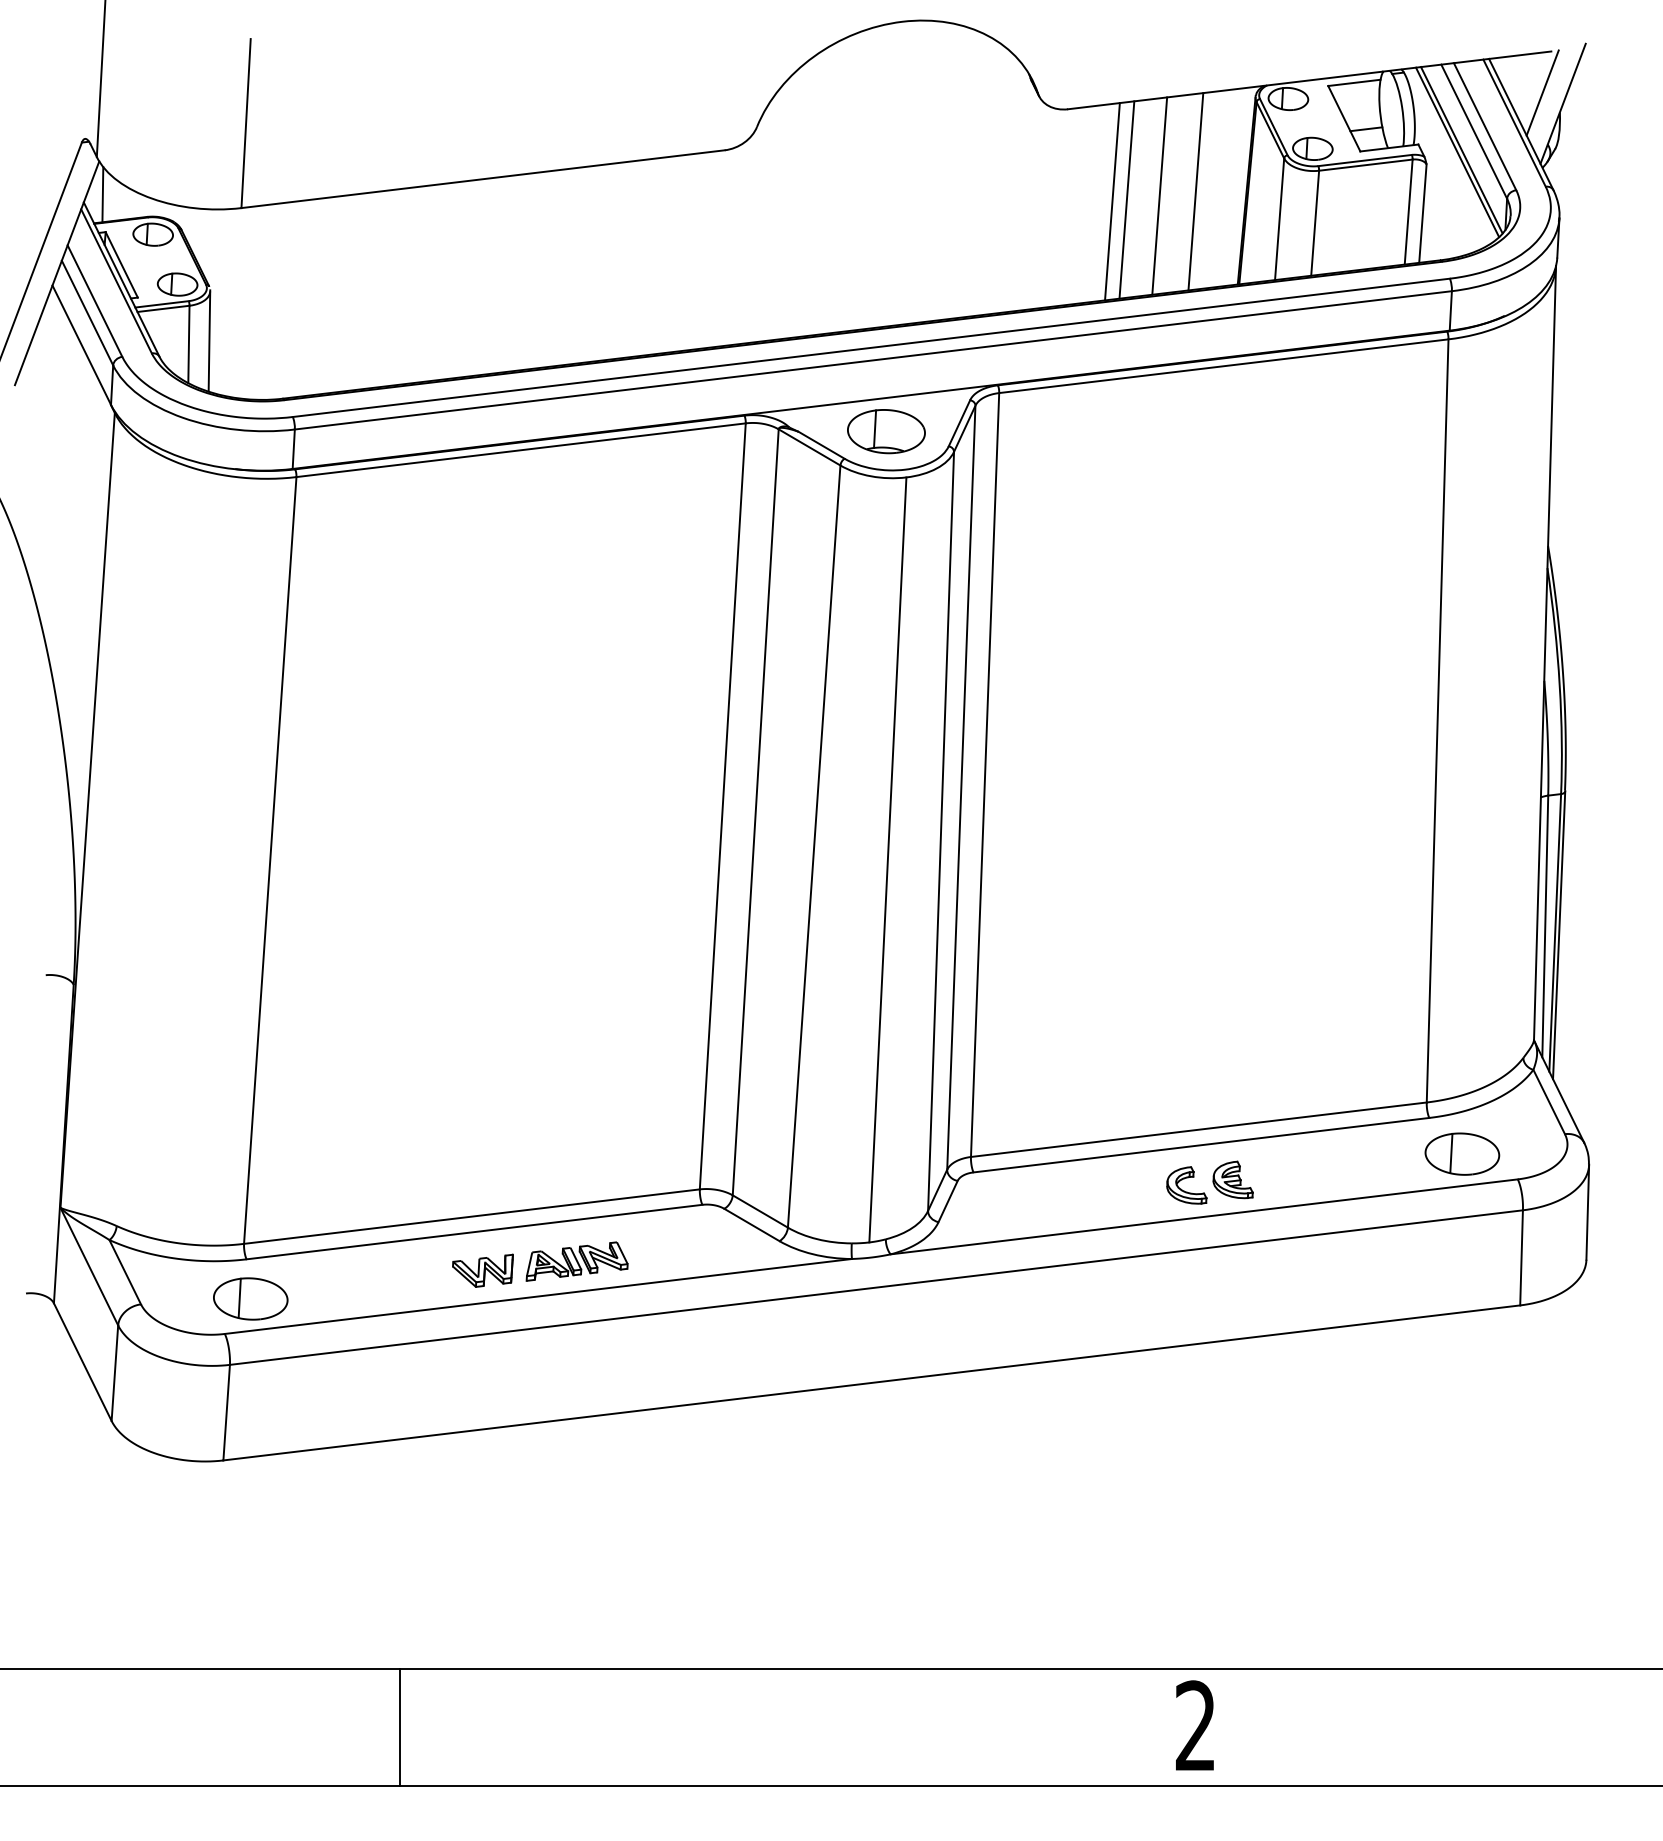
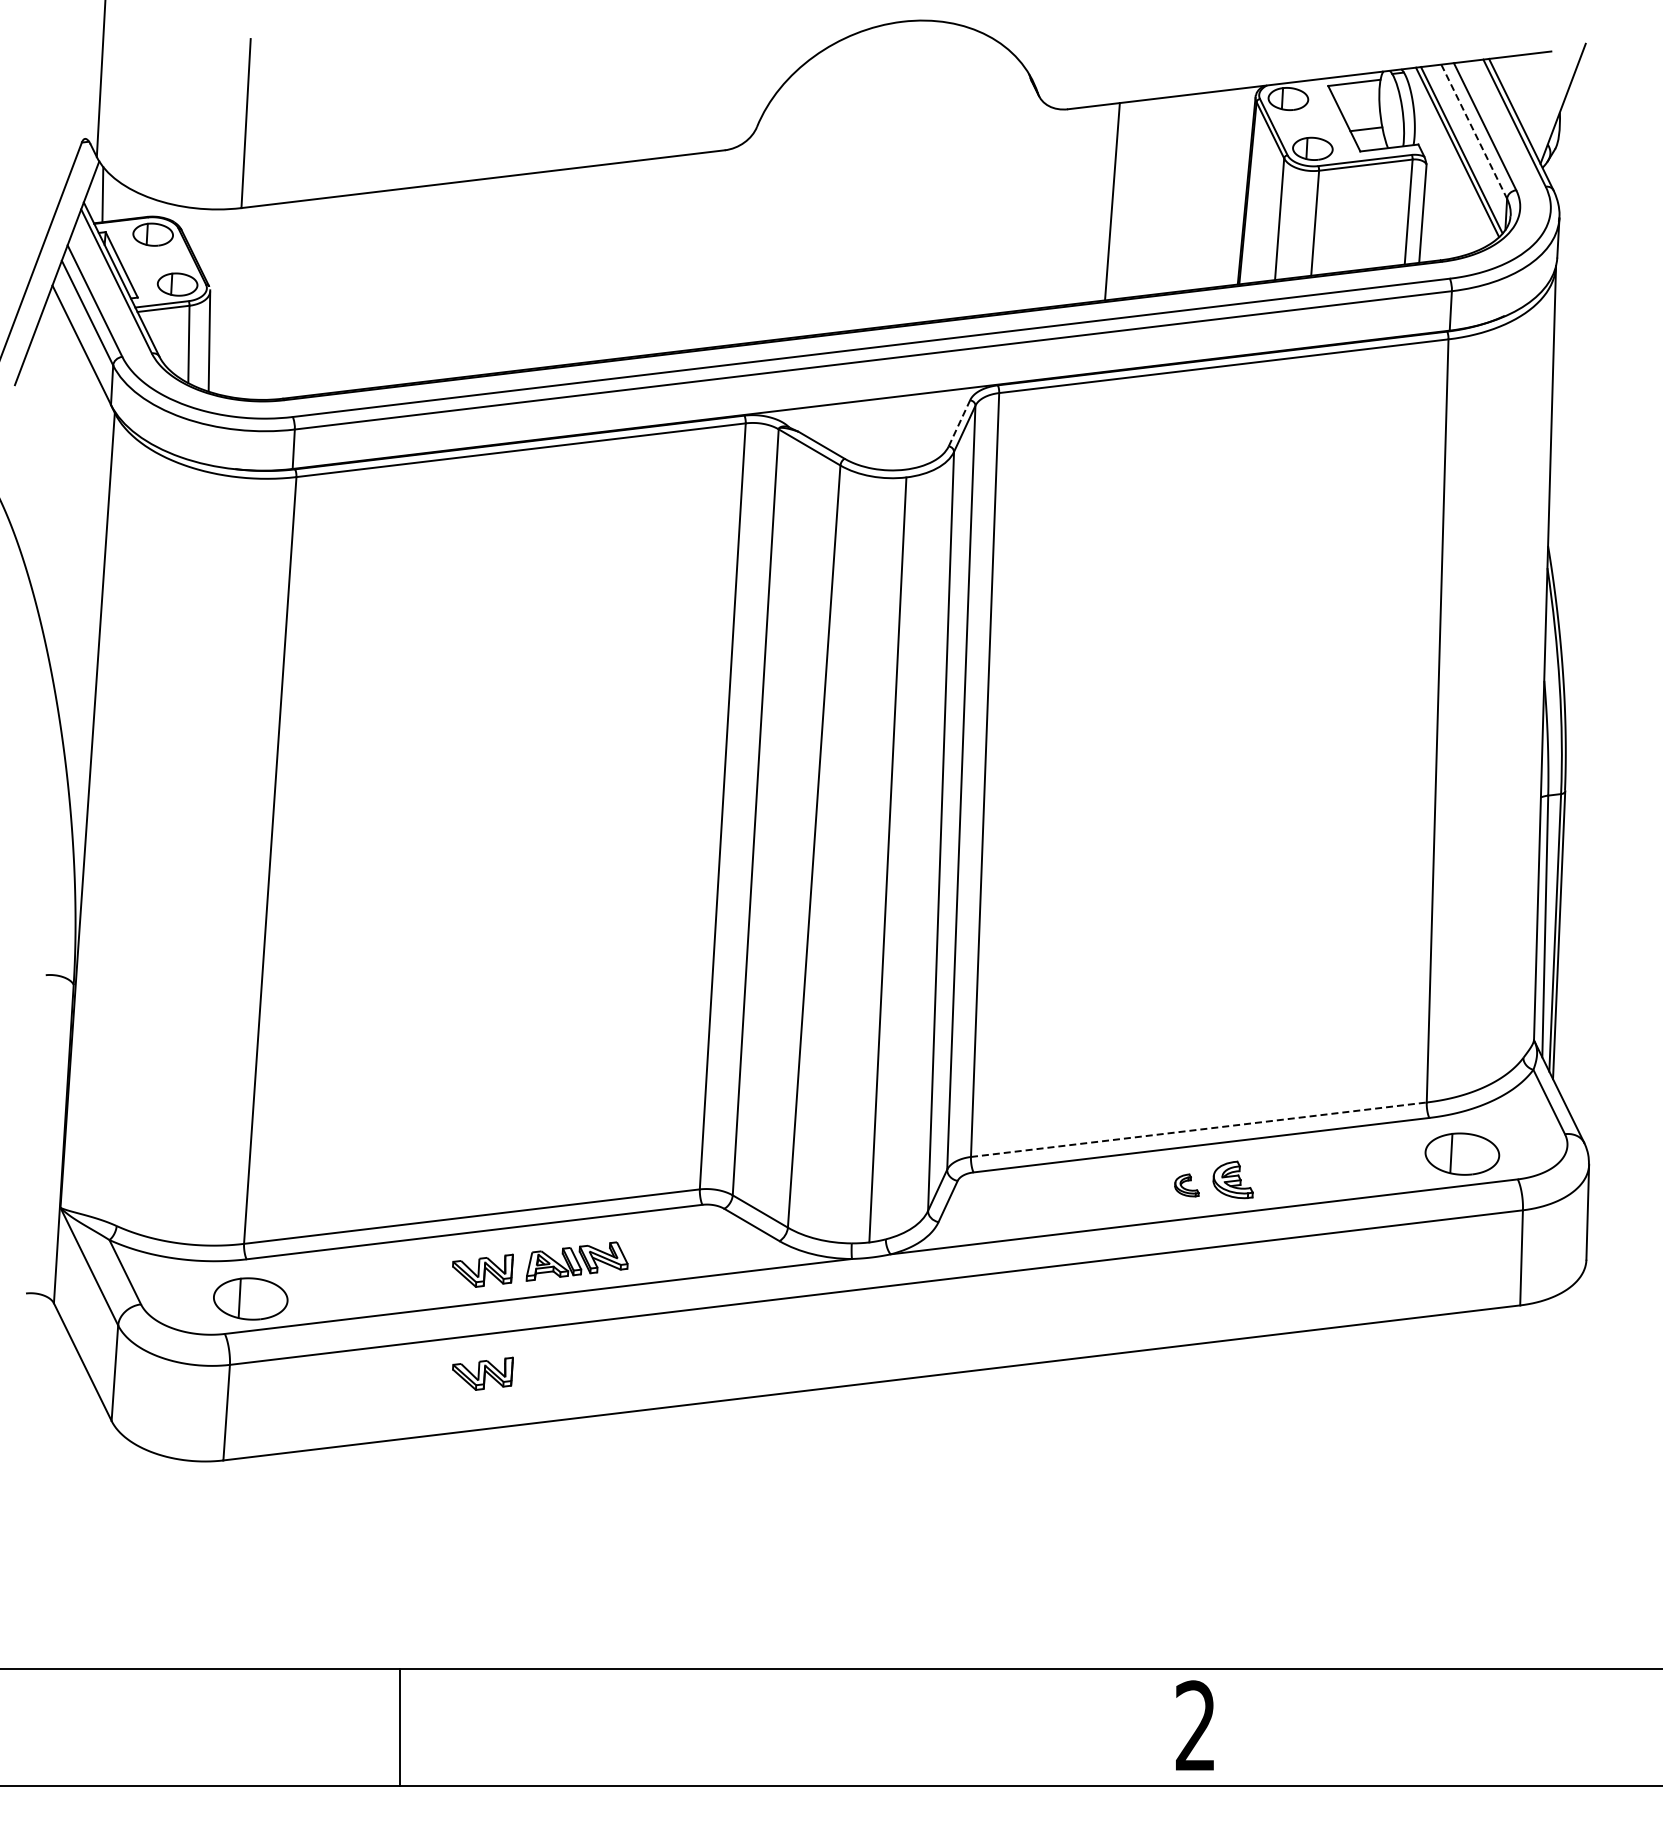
line: present -> none (1542, 92)
line: solid -> dashed (1474, 131)
line: present -> none (1195, 191)
line: present -> none (1159, 195)
line: present -> none (1126, 199)
line: solid -> dashed (959, 422)
part: present -> none (886, 431)
line: solid -> dashed (1198, 1129)
part size: 42x39 px -> 26x25 px (1186, 1185)
part: none -> present (482, 1373)
